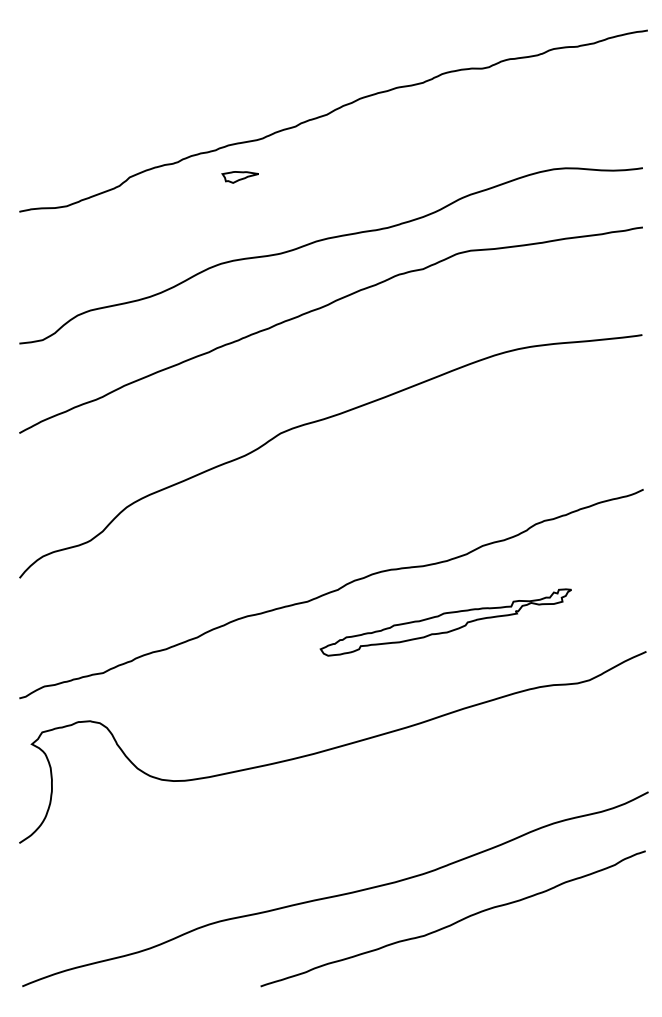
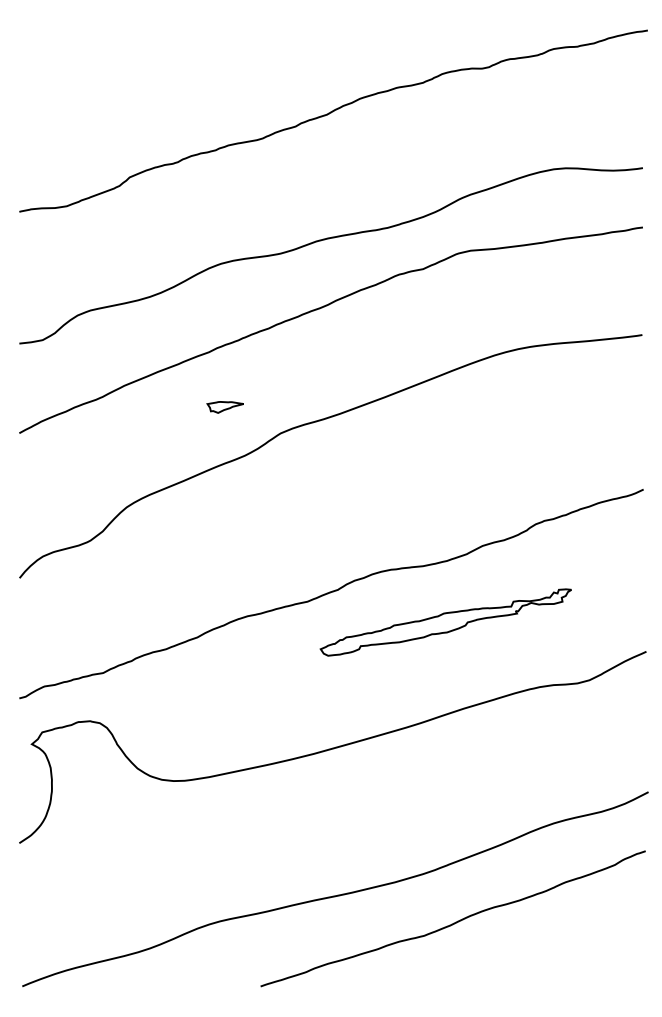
part position: (239, 177) -> (224, 407) (224, 407)
